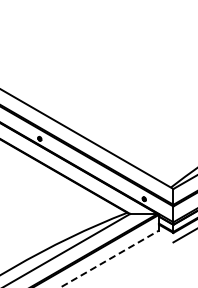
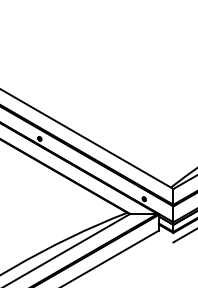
line: dashed -> solid (109, 259)
